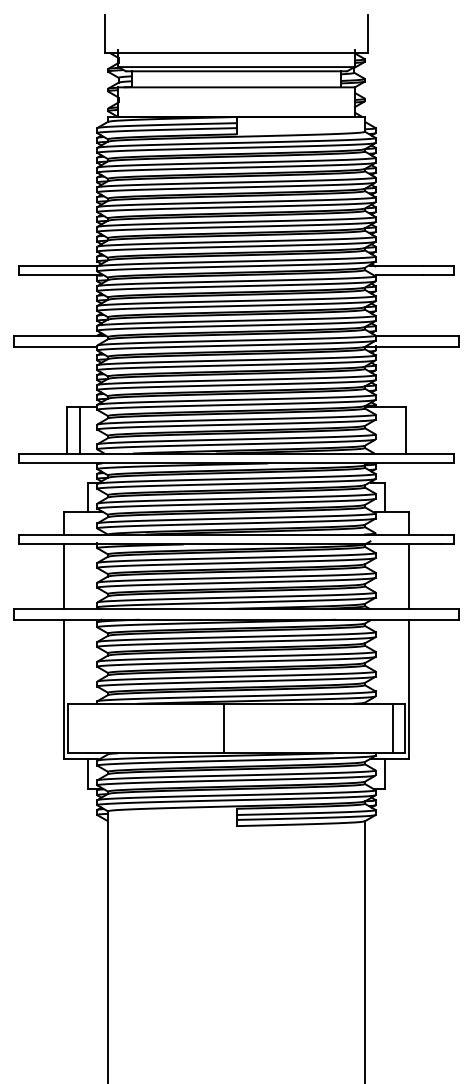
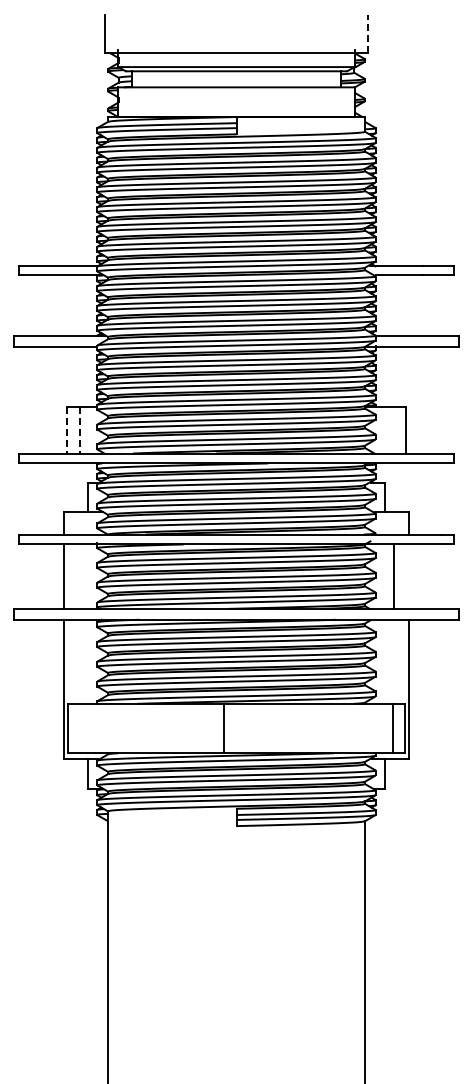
line: solid -> dashed (367, 33)
line: solid -> dashed (67, 431)
line: solid -> dashed (80, 431)
line position: (409, 576) -> (394, 576) (394, 576)
